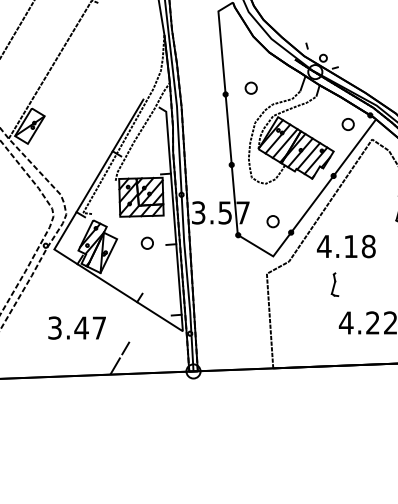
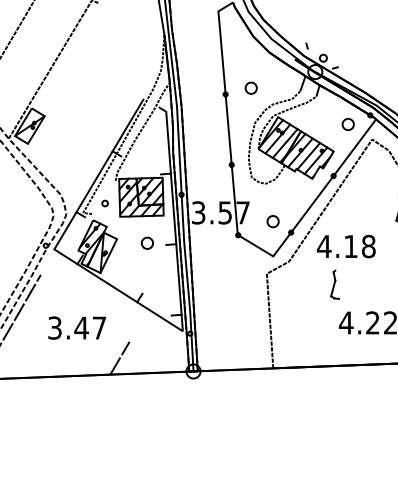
part: none -> present (104, 203)
part size: 10x25 px -> 10x31 px (334, 284)
line: none -> present (21, 308)
